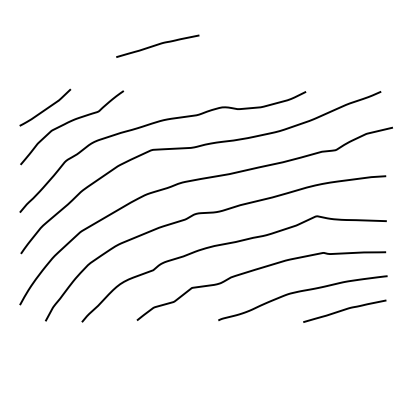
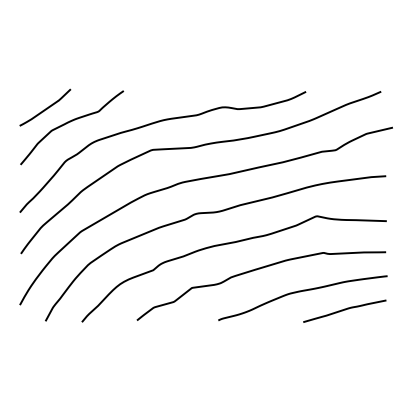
curve: present -> none (157, 45)
